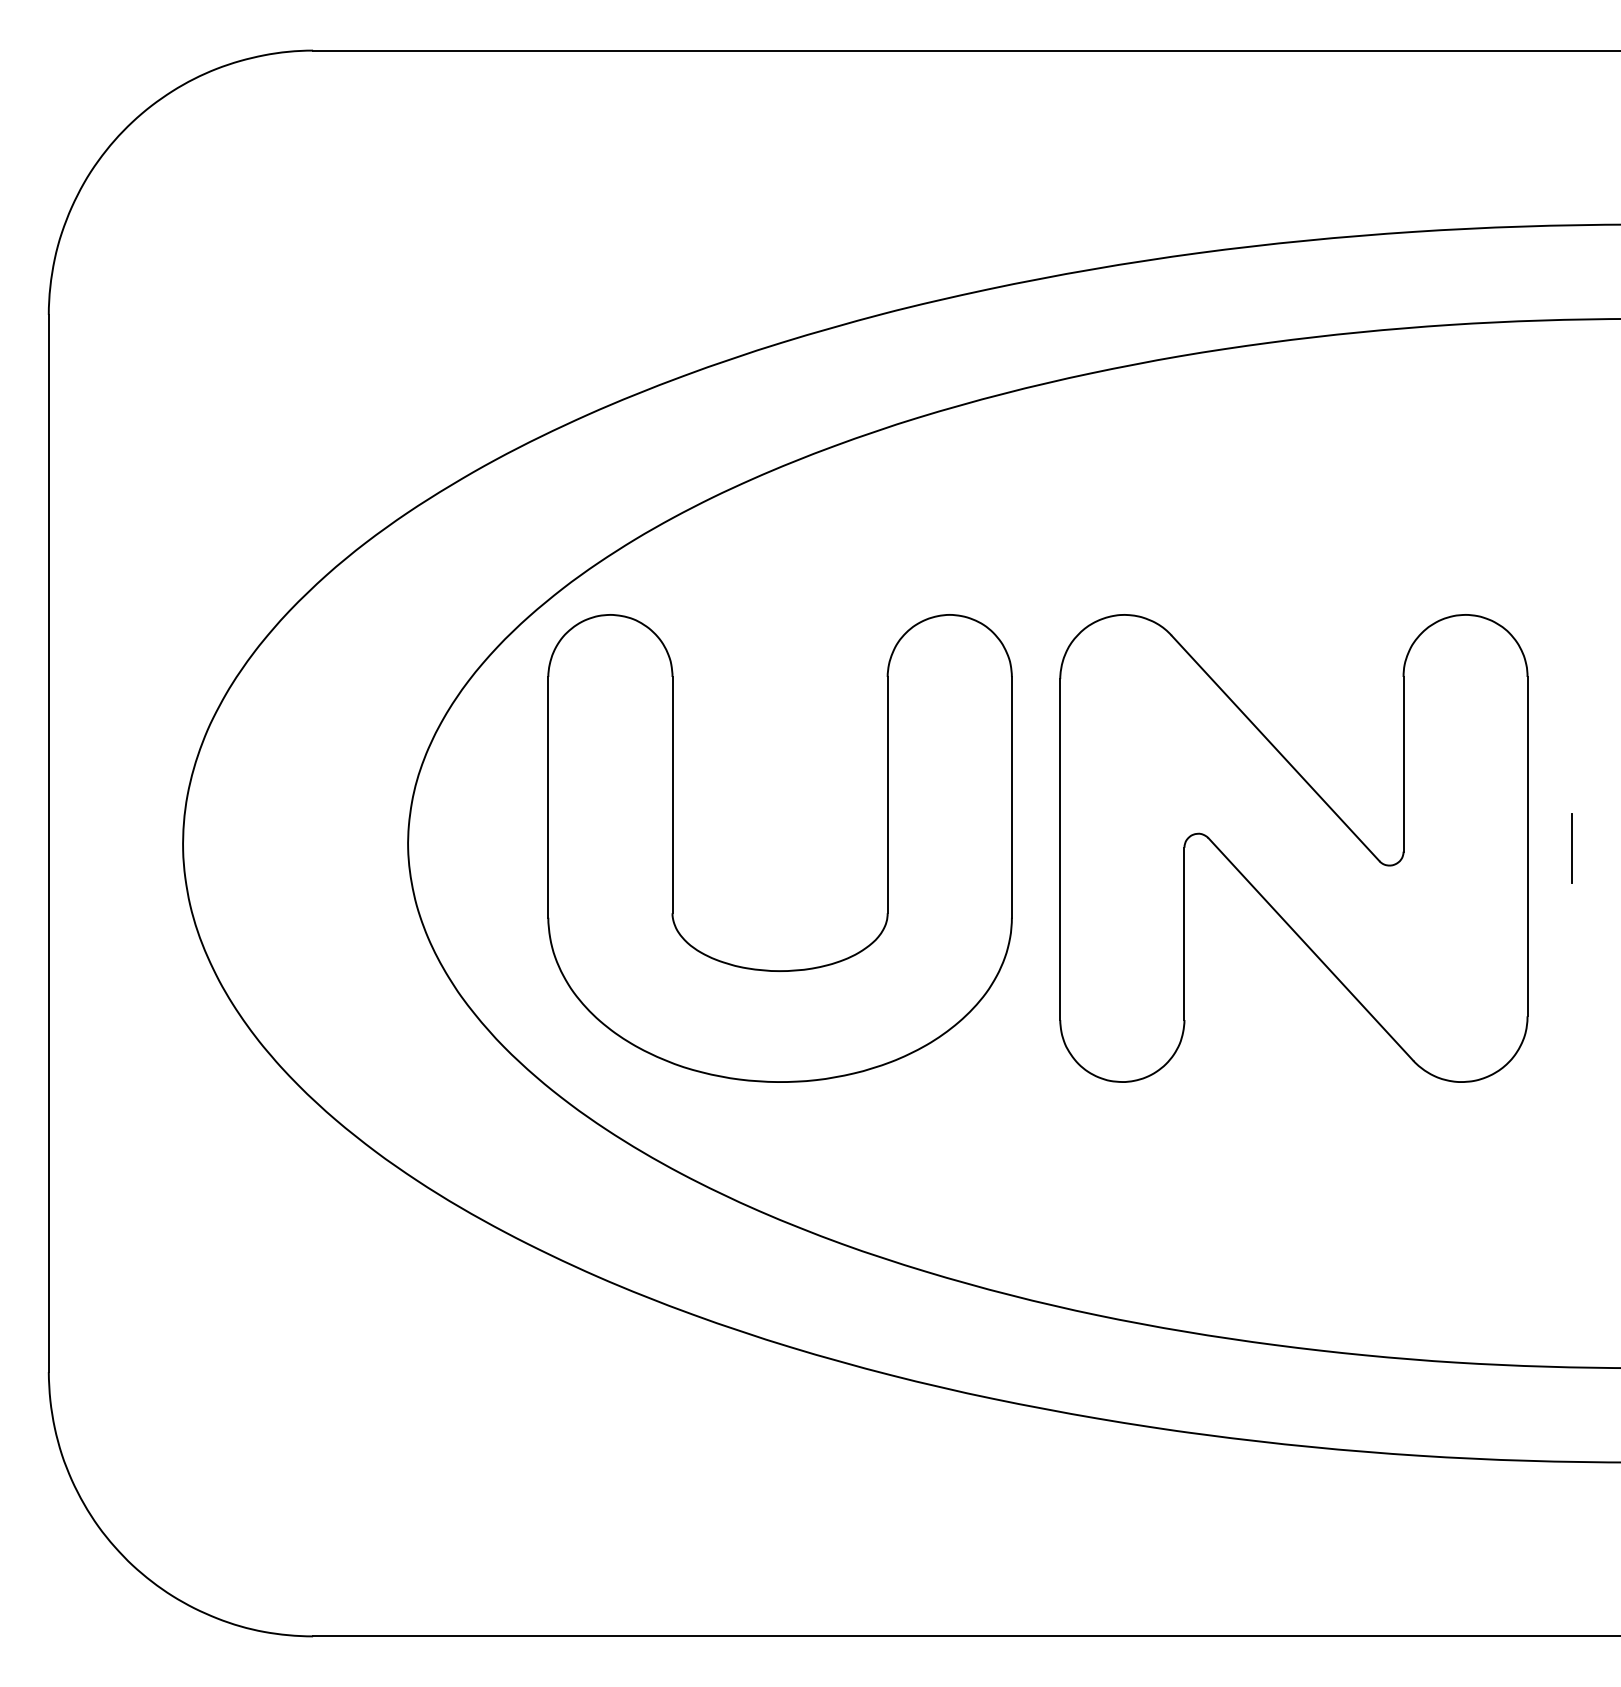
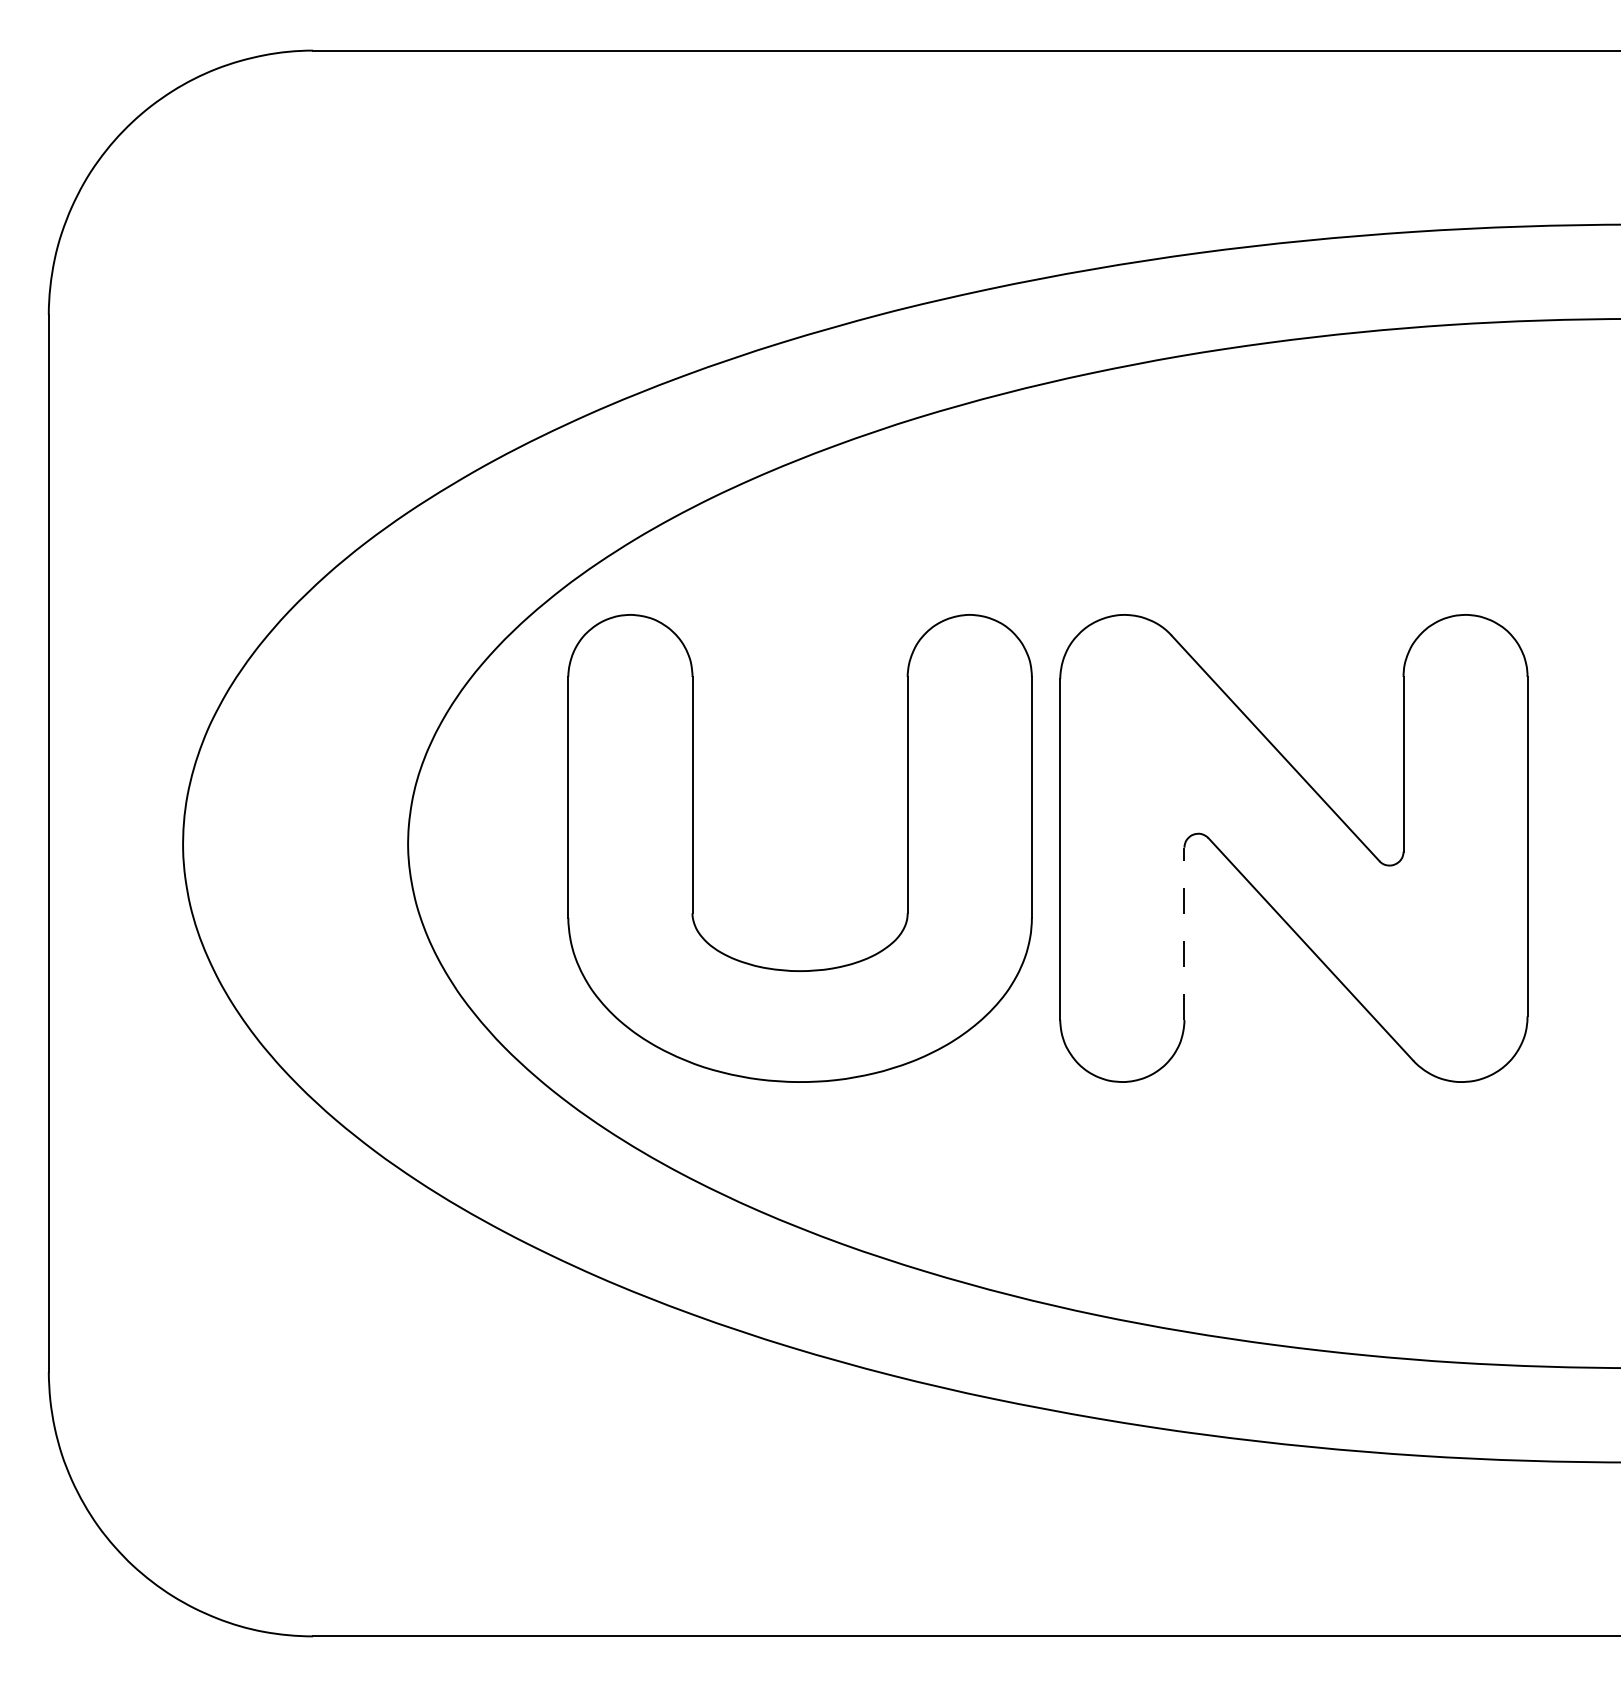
part position: (673, 848) -> (693, 848) (693, 848)
line: present -> none (1572, 848)
line: solid -> dashed (1184, 933)
